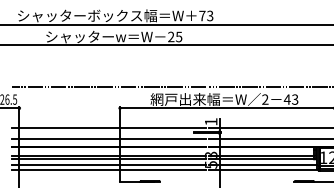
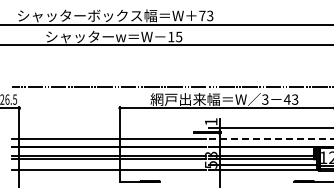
text: 25 -> 15 (171, 36)
text: 2 -> 3 (265, 99)
line: present -> none (108, 128)
line: solid -> dashed (271, 139)
line: present -> none (108, 164)
